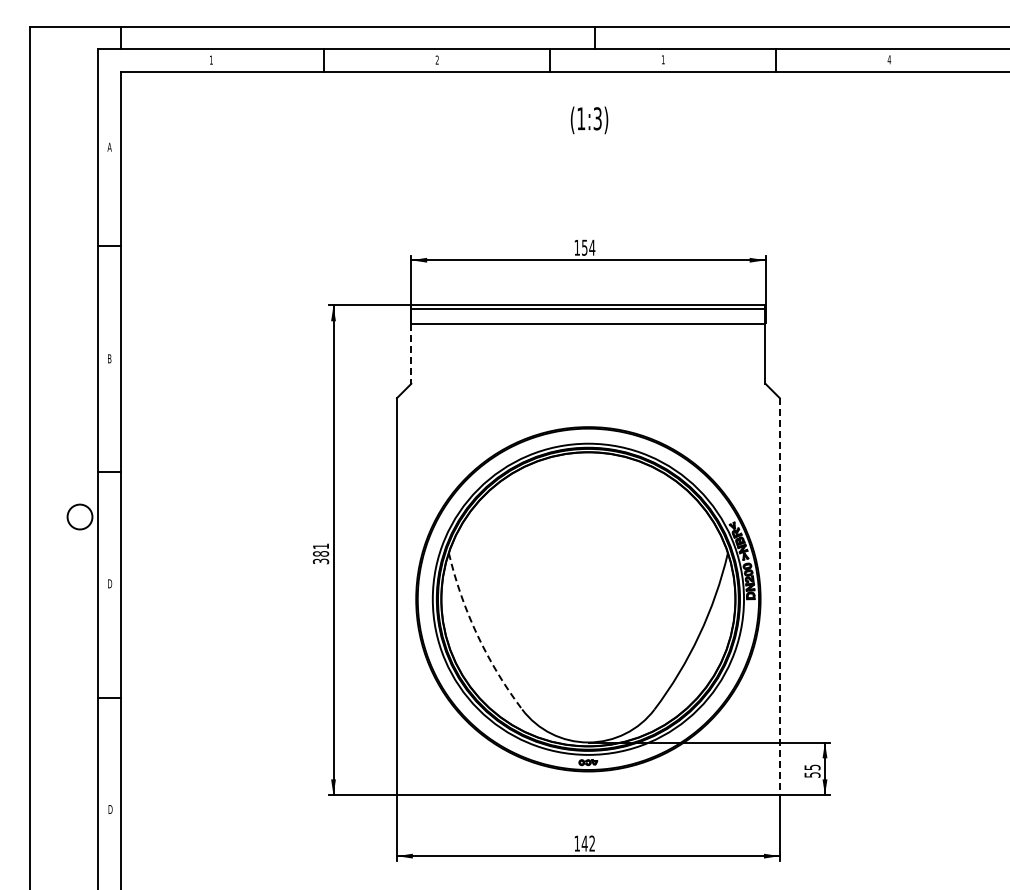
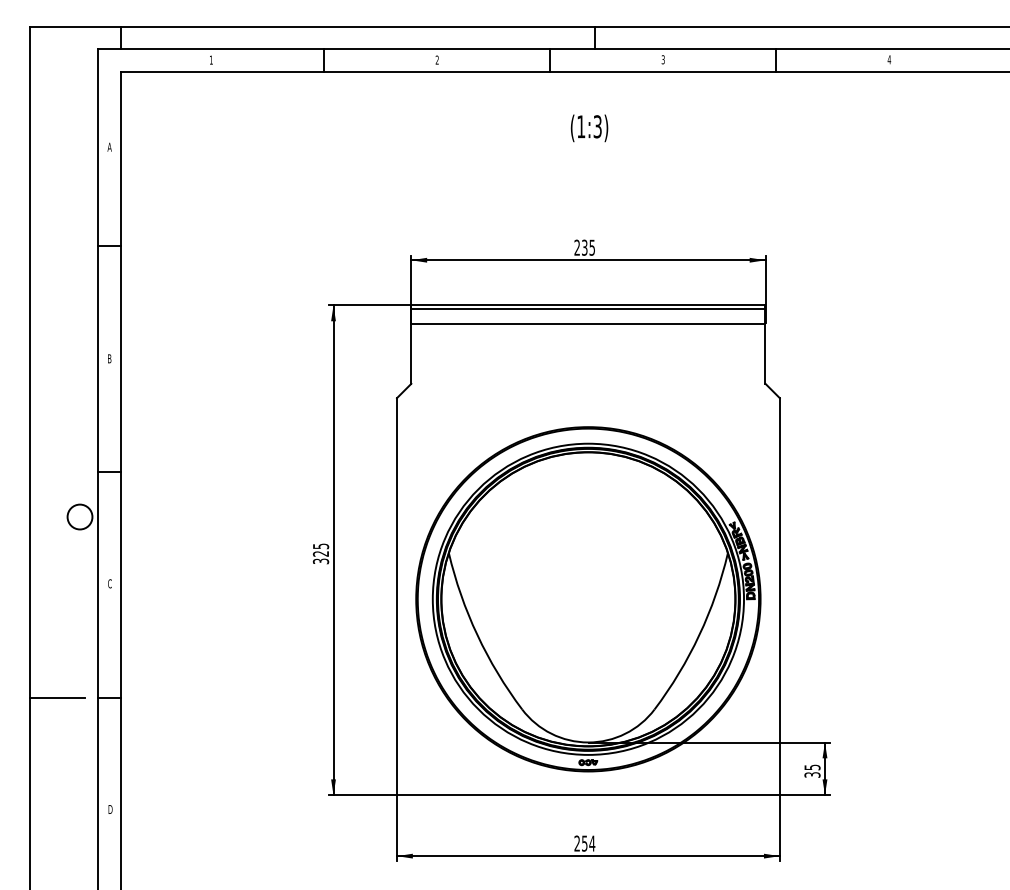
text: 1 -> 3 (662, 59)
text position: (589, 120) -> (589, 128) (589, 128)
text: 154 -> 235 (584, 247)
line: dashed -> solid (411, 354)
text: 381 -> 325 (321, 549)
text: D -> C (110, 583)
line: dashed -> solid (779, 596)
arc: dashed -> solid (477, 635)
line: none -> present (57, 697)
text: 55 -> 35 (811, 774)
text: 142 -> 254 (584, 843)
